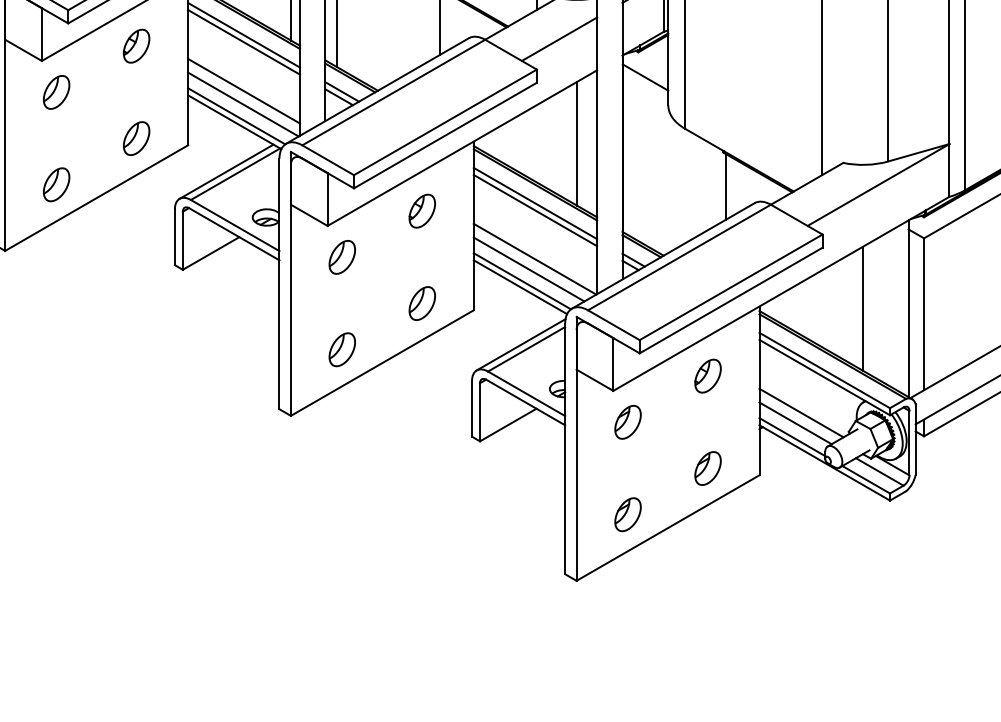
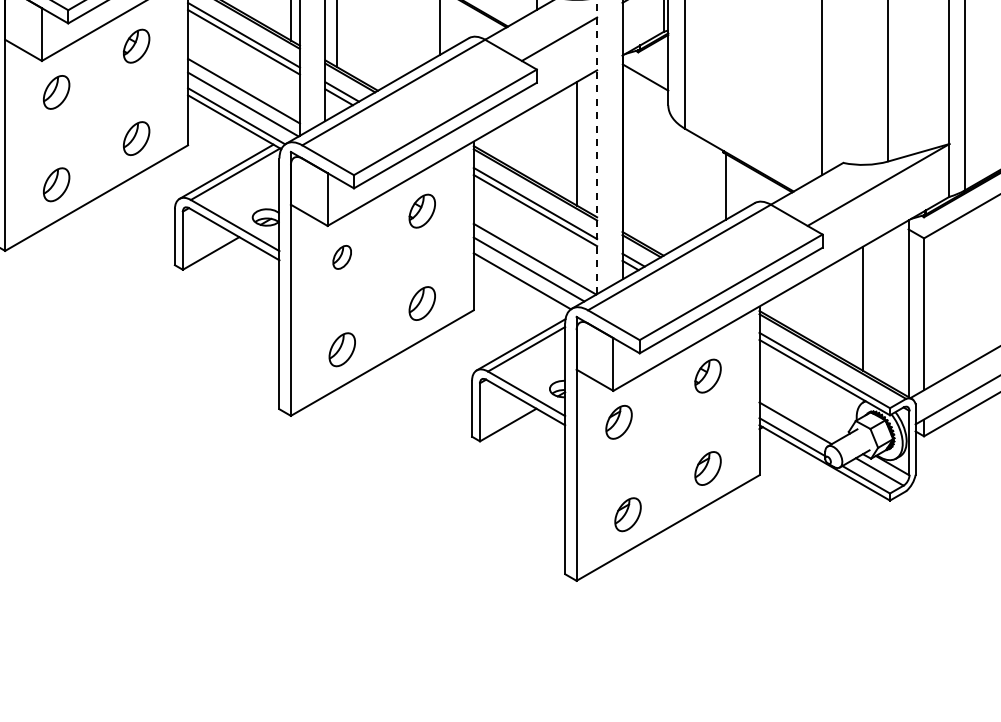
line: solid -> dashed (597, 147)
part size: 28x35 px -> 20x25 px (341, 257)
line: present -> none (520, 287)
line: present -> none (801, 412)
part position: (627, 422) -> (618, 422) (618, 422)
